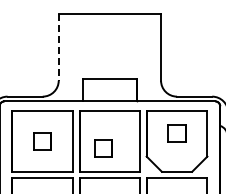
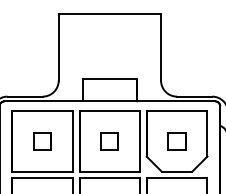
line: dashed -> solid (58, 47)
part position: (176, 133) -> (176, 141) (176, 141)
part position: (103, 148) -> (109, 141) (109, 141)
